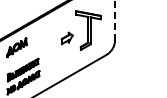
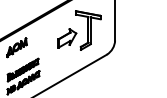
line: dashed -> solid (115, 19)
part size: 14x15 px -> 21x21 px (67, 38)
